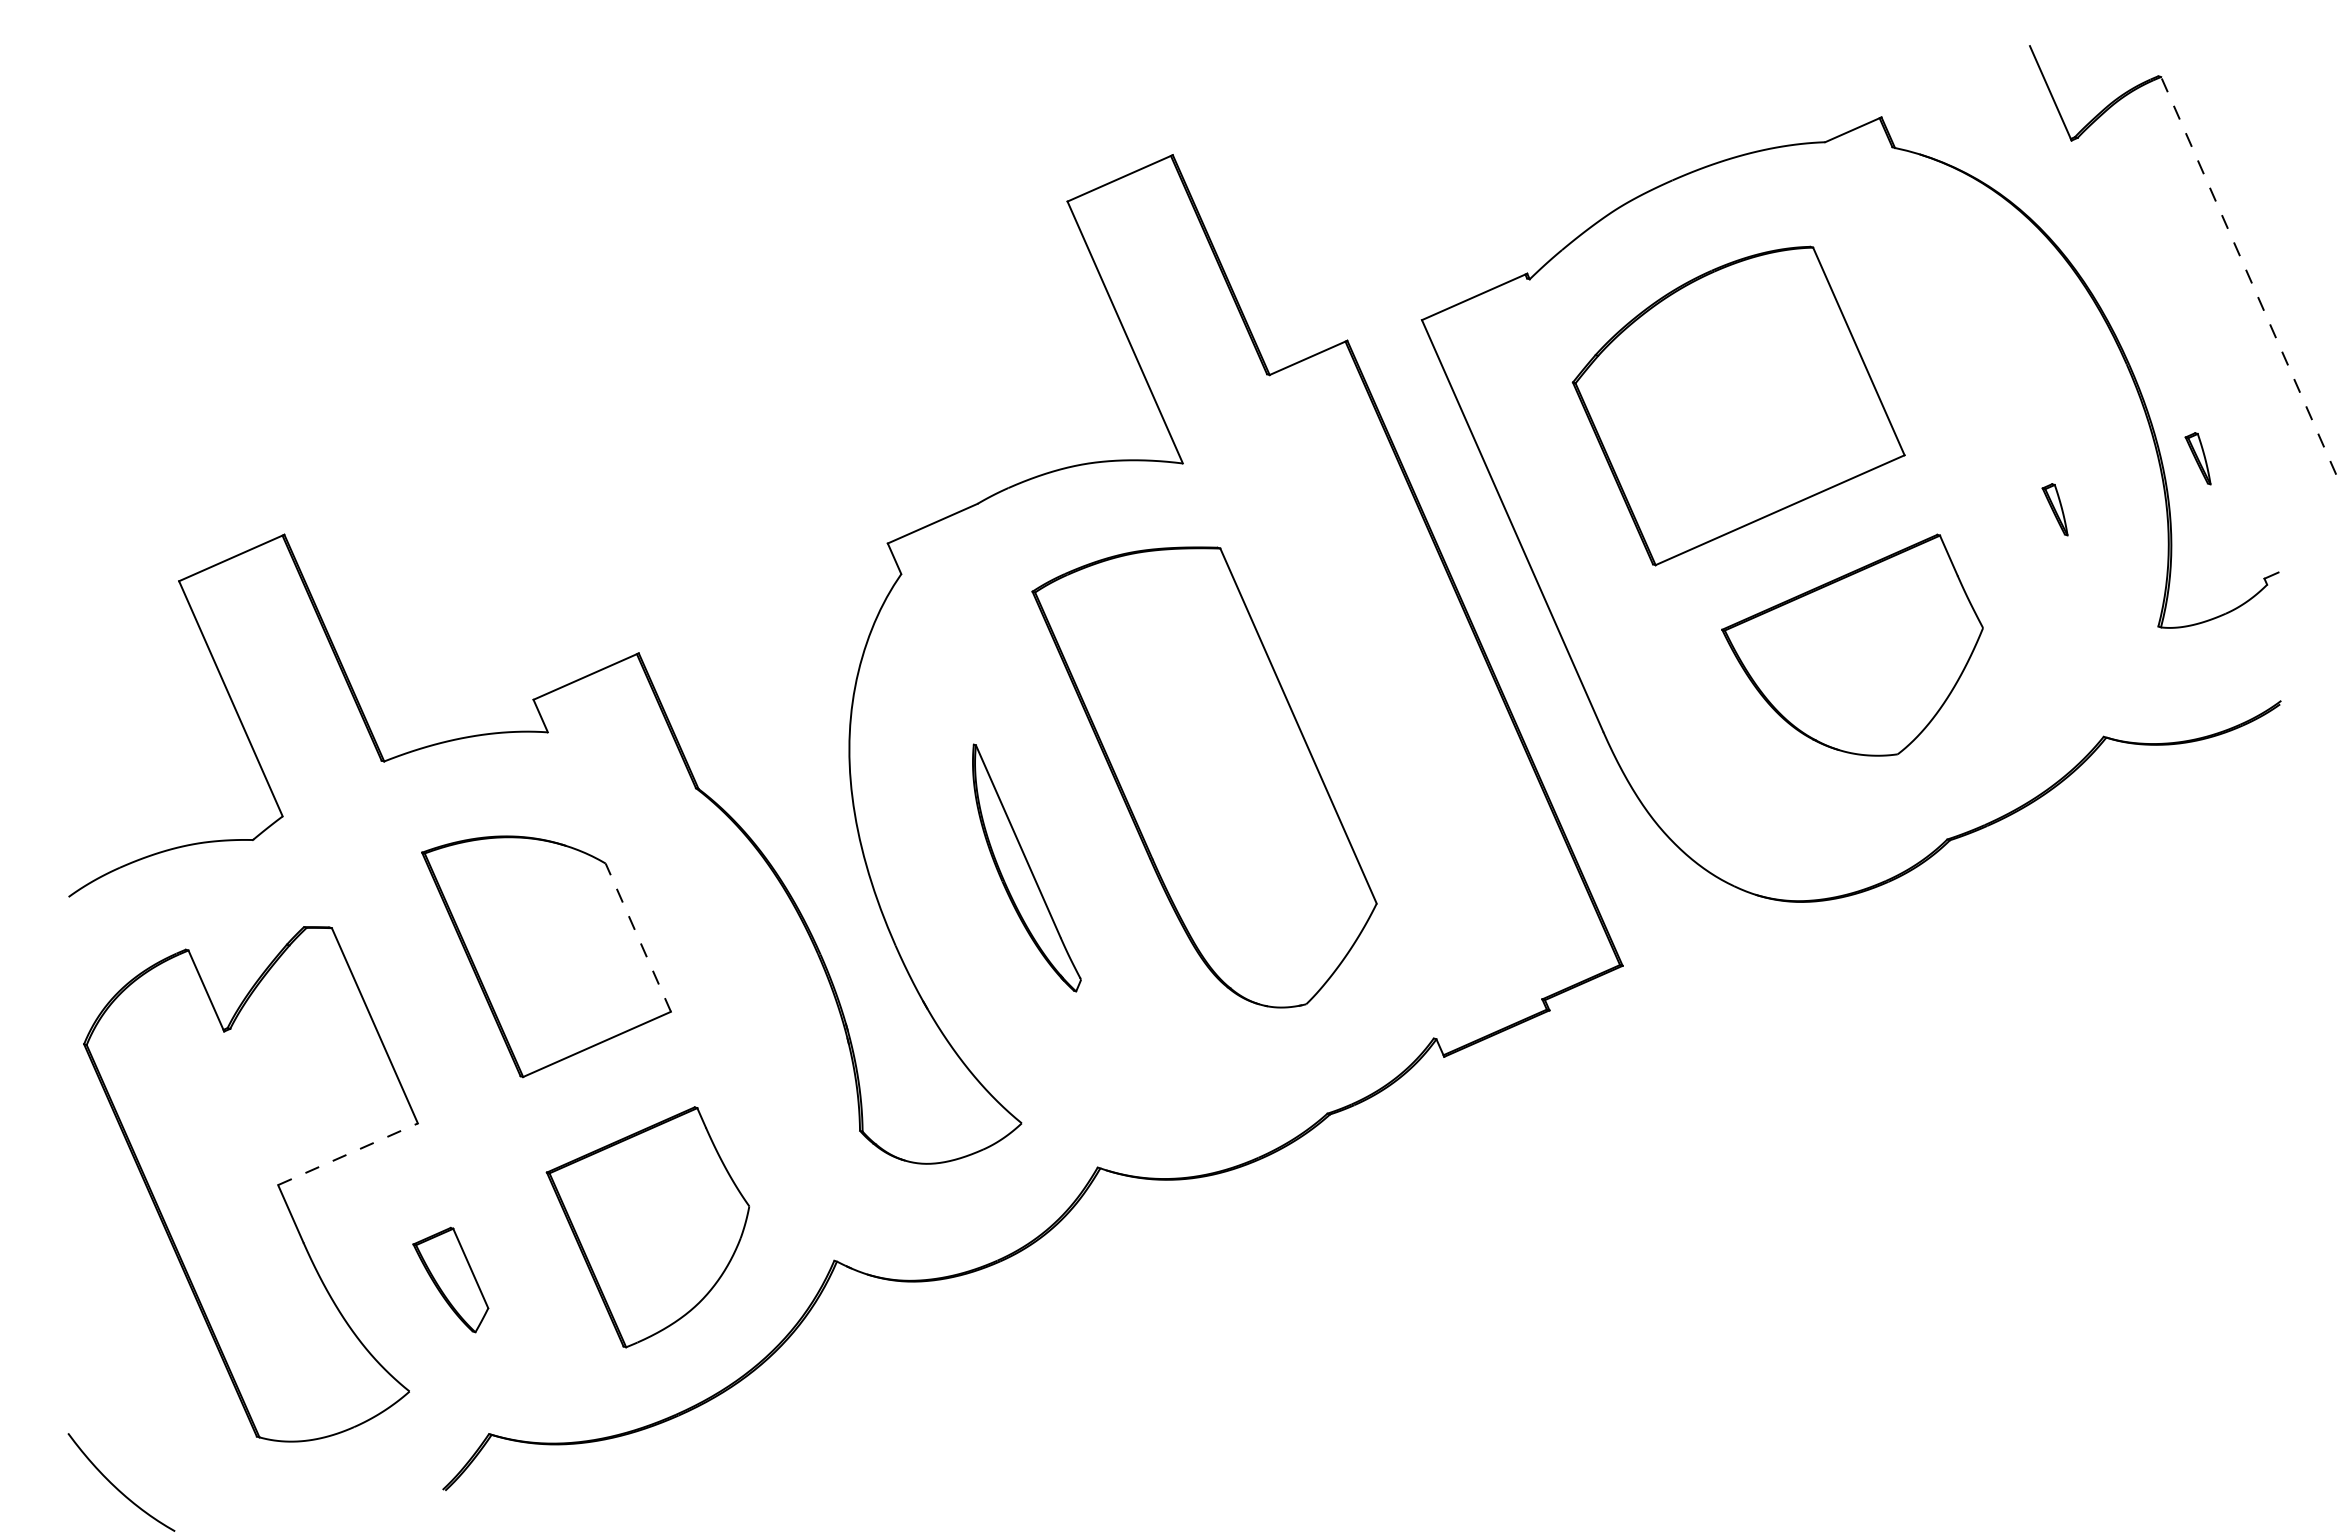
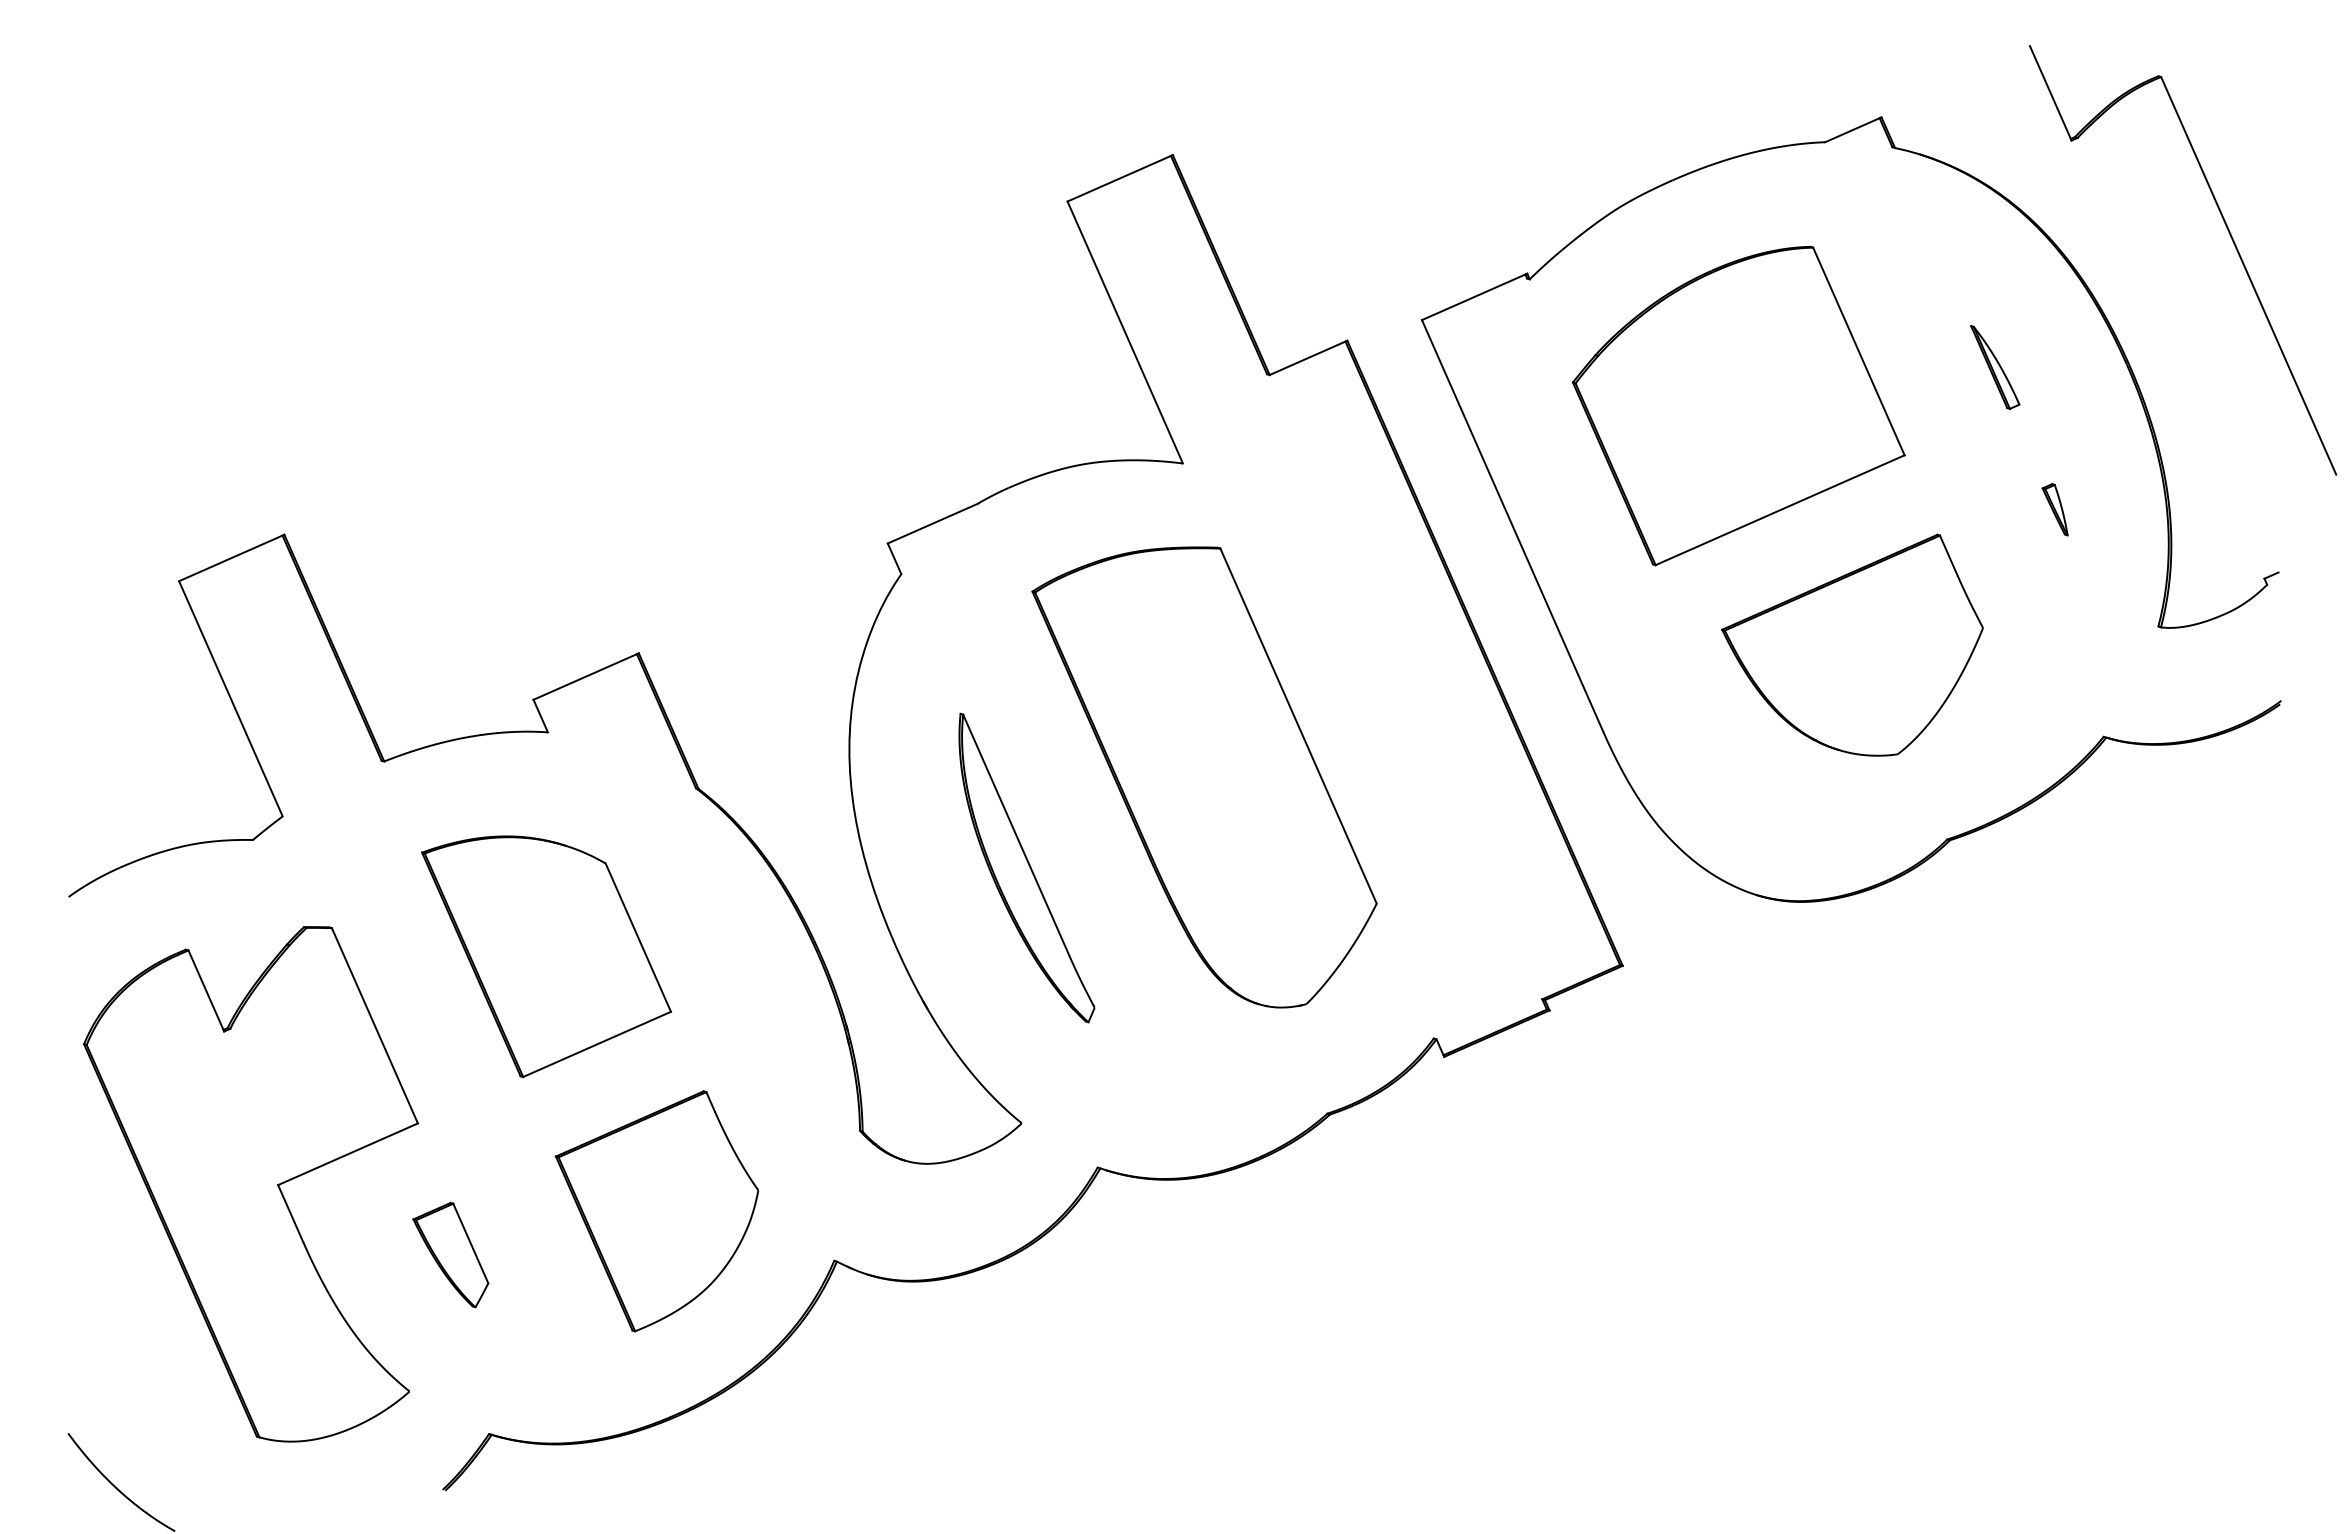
line: dashed -> solid (2248, 275)
part: none -> present (1995, 367)
part: present -> none (2197, 458)
part size: 110x250 px -> 138x312 px (1026, 867)
line: dashed -> solid (638, 937)
line: dashed -> solid (348, 1154)
part position: (647, 1227) -> (656, 1211) (656, 1211)
part position: (450, 1279) -> (450, 1254) (450, 1254)
